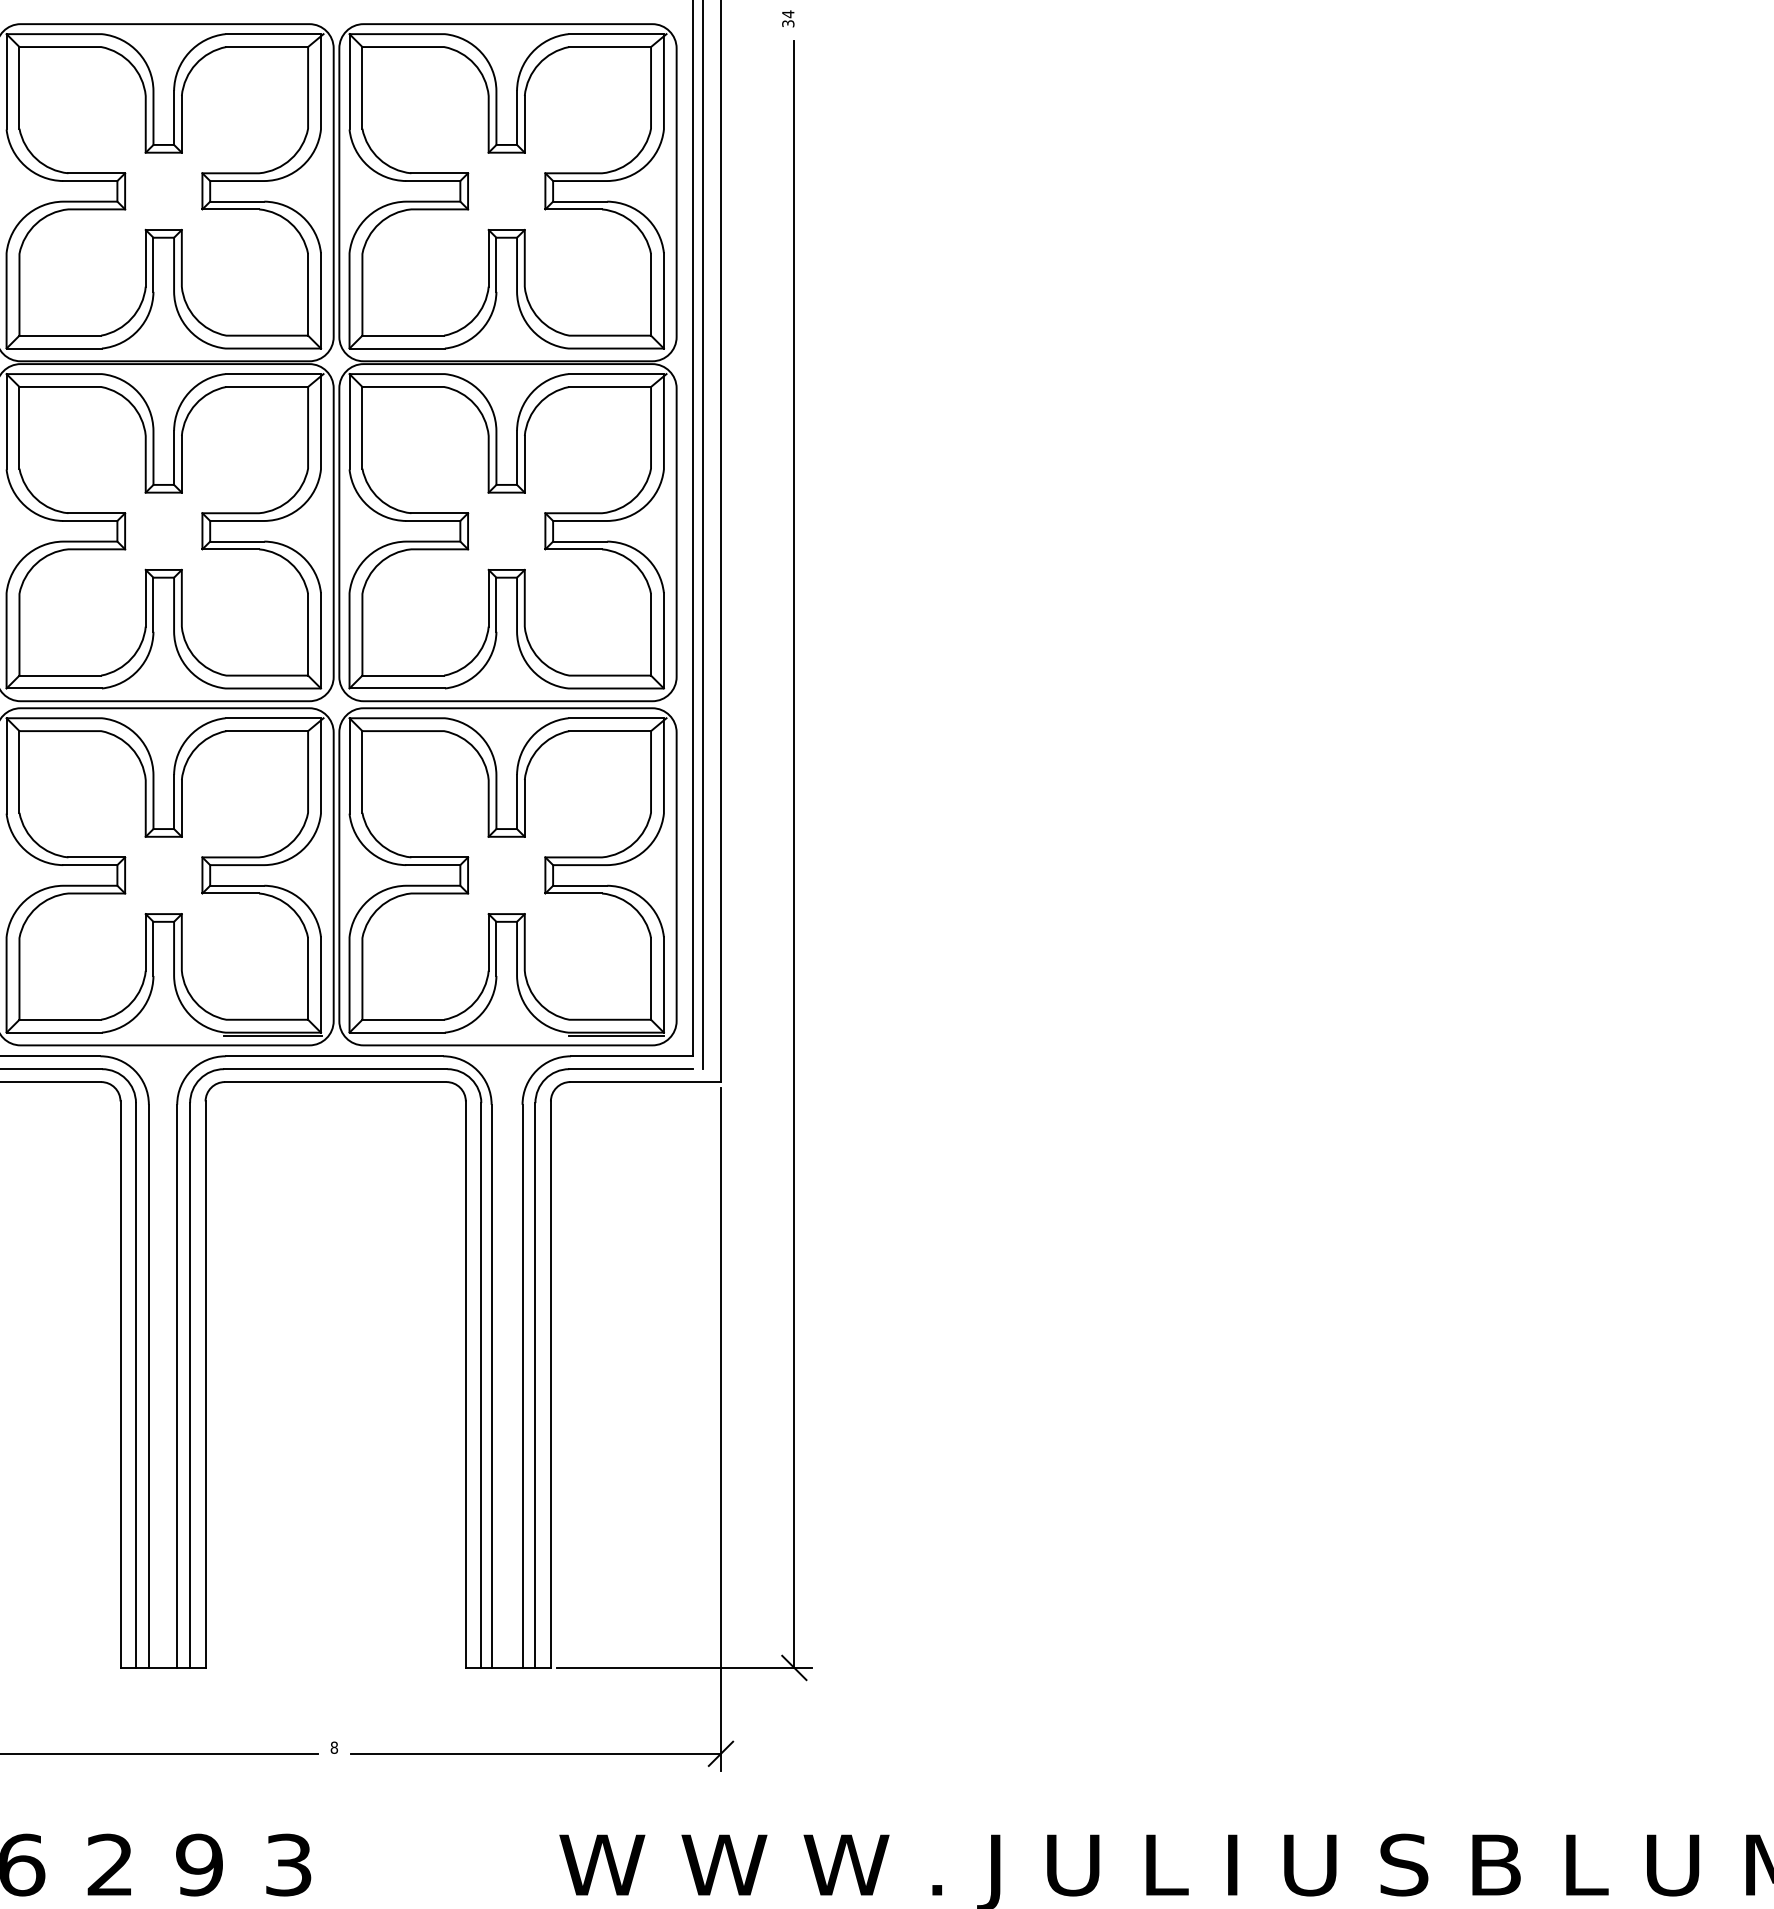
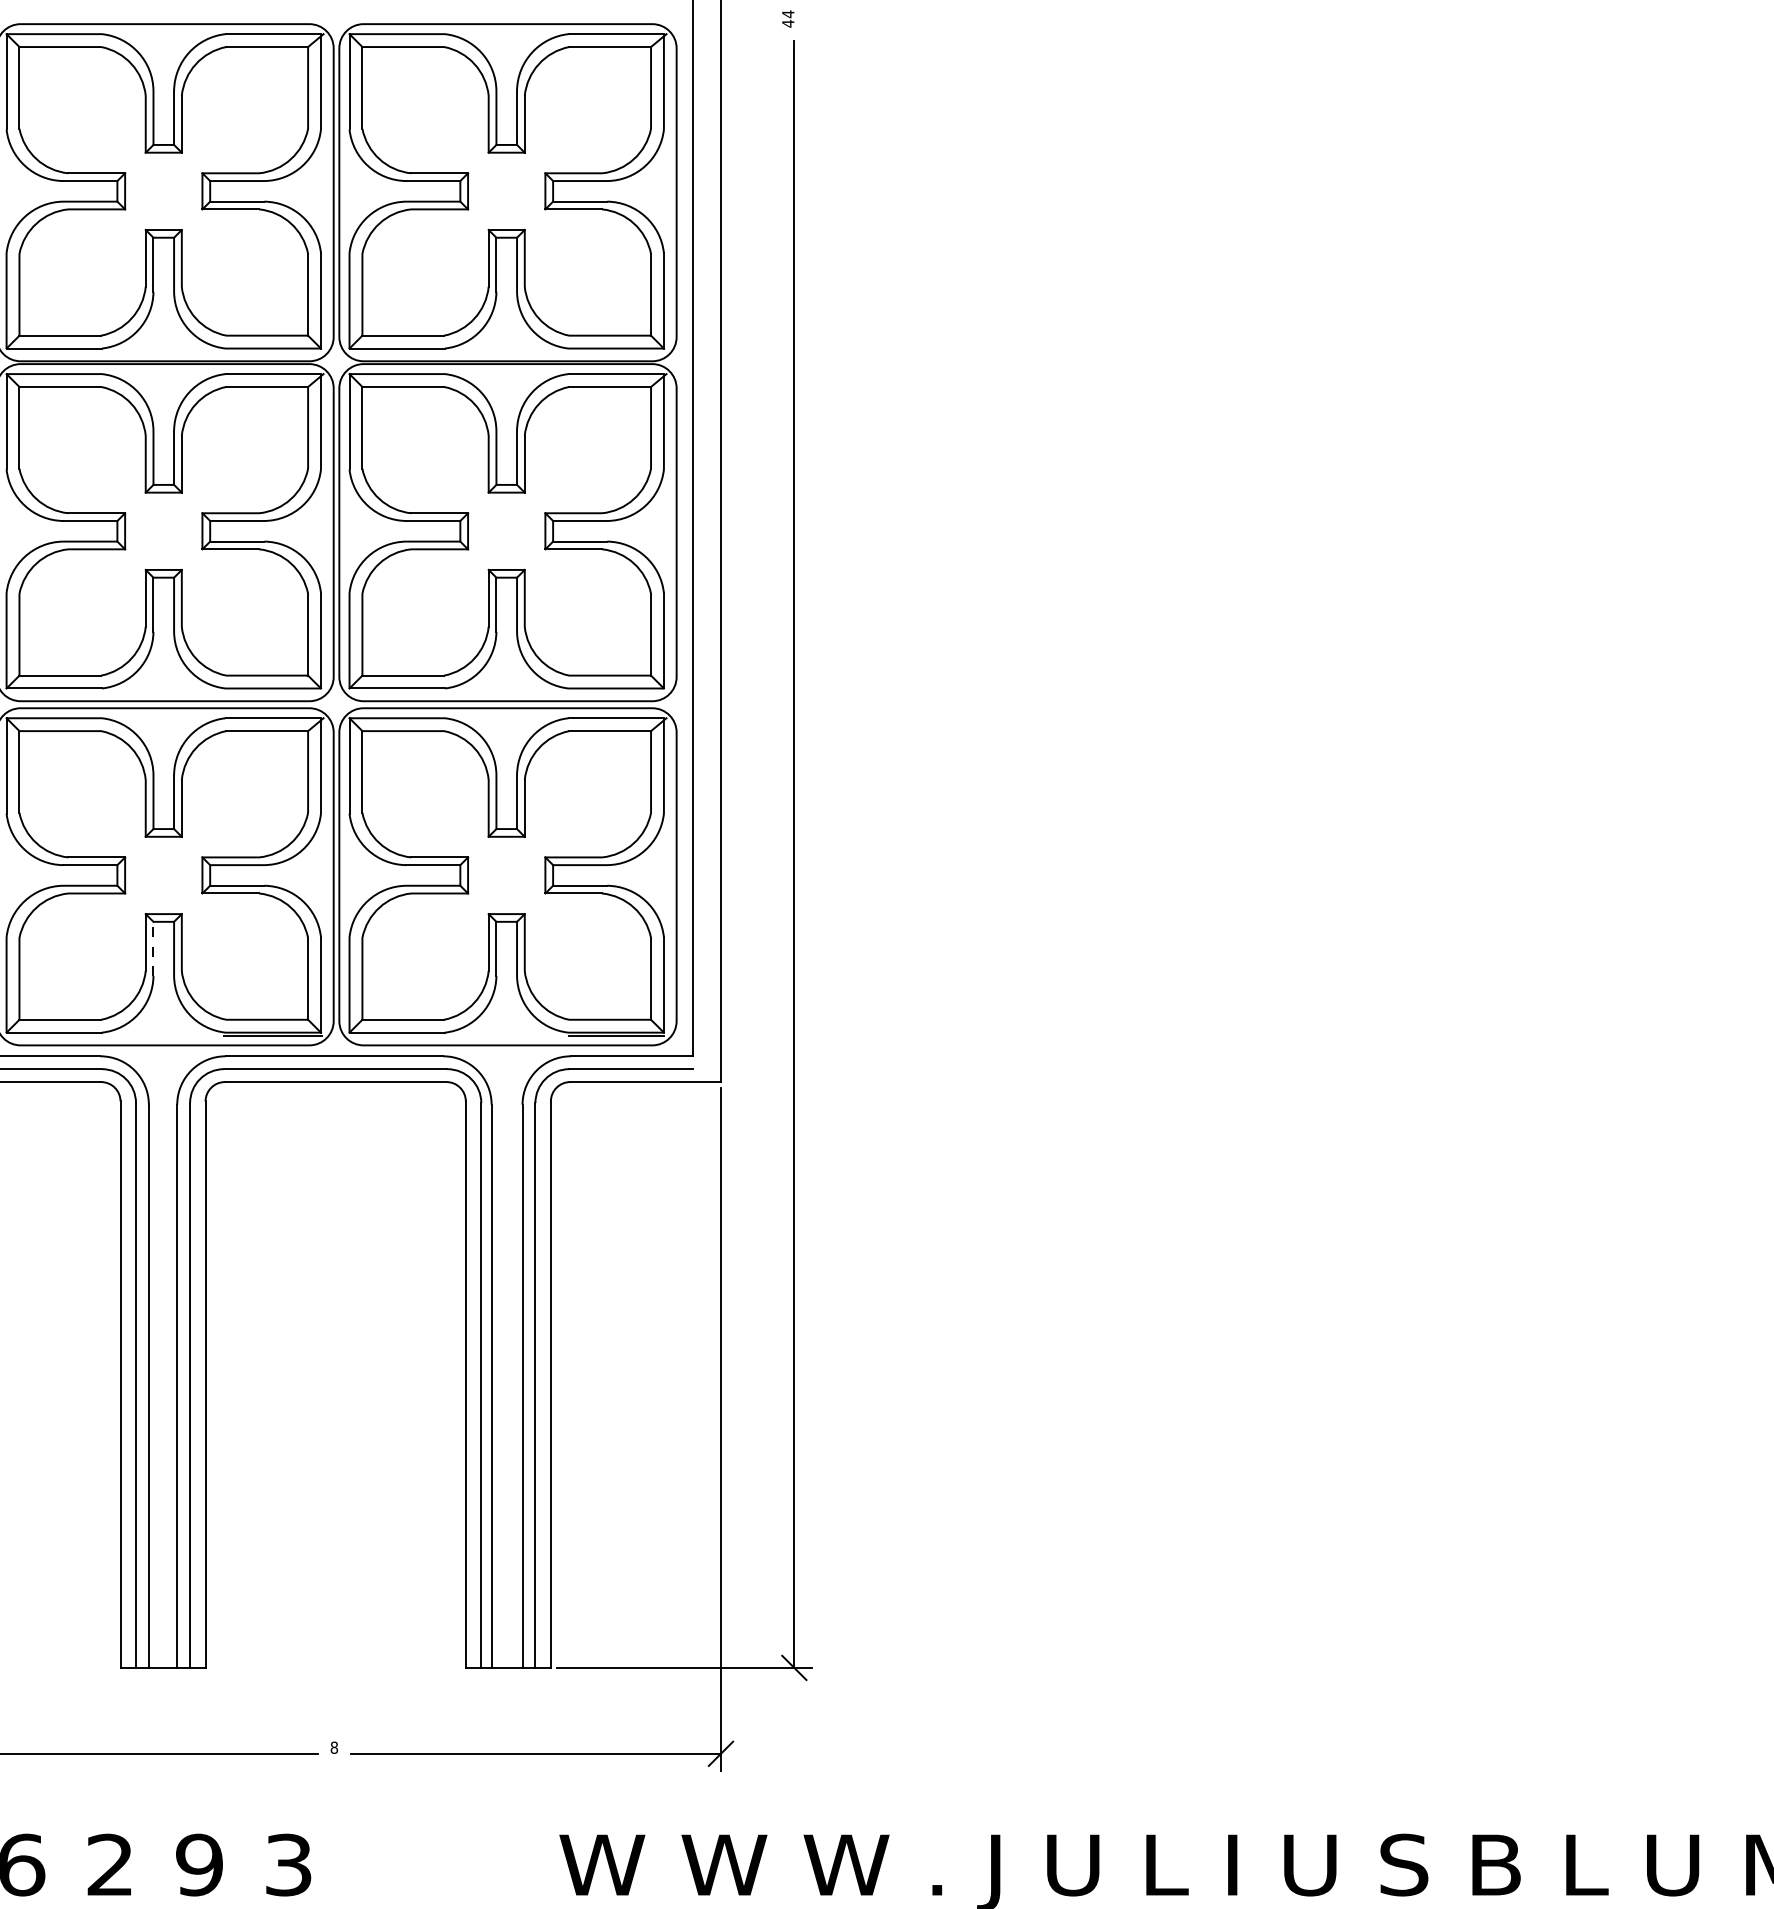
text: 34 -> 44 (788, 23)
line: present -> none (702, 535)
line: solid -> dashed (153, 948)
